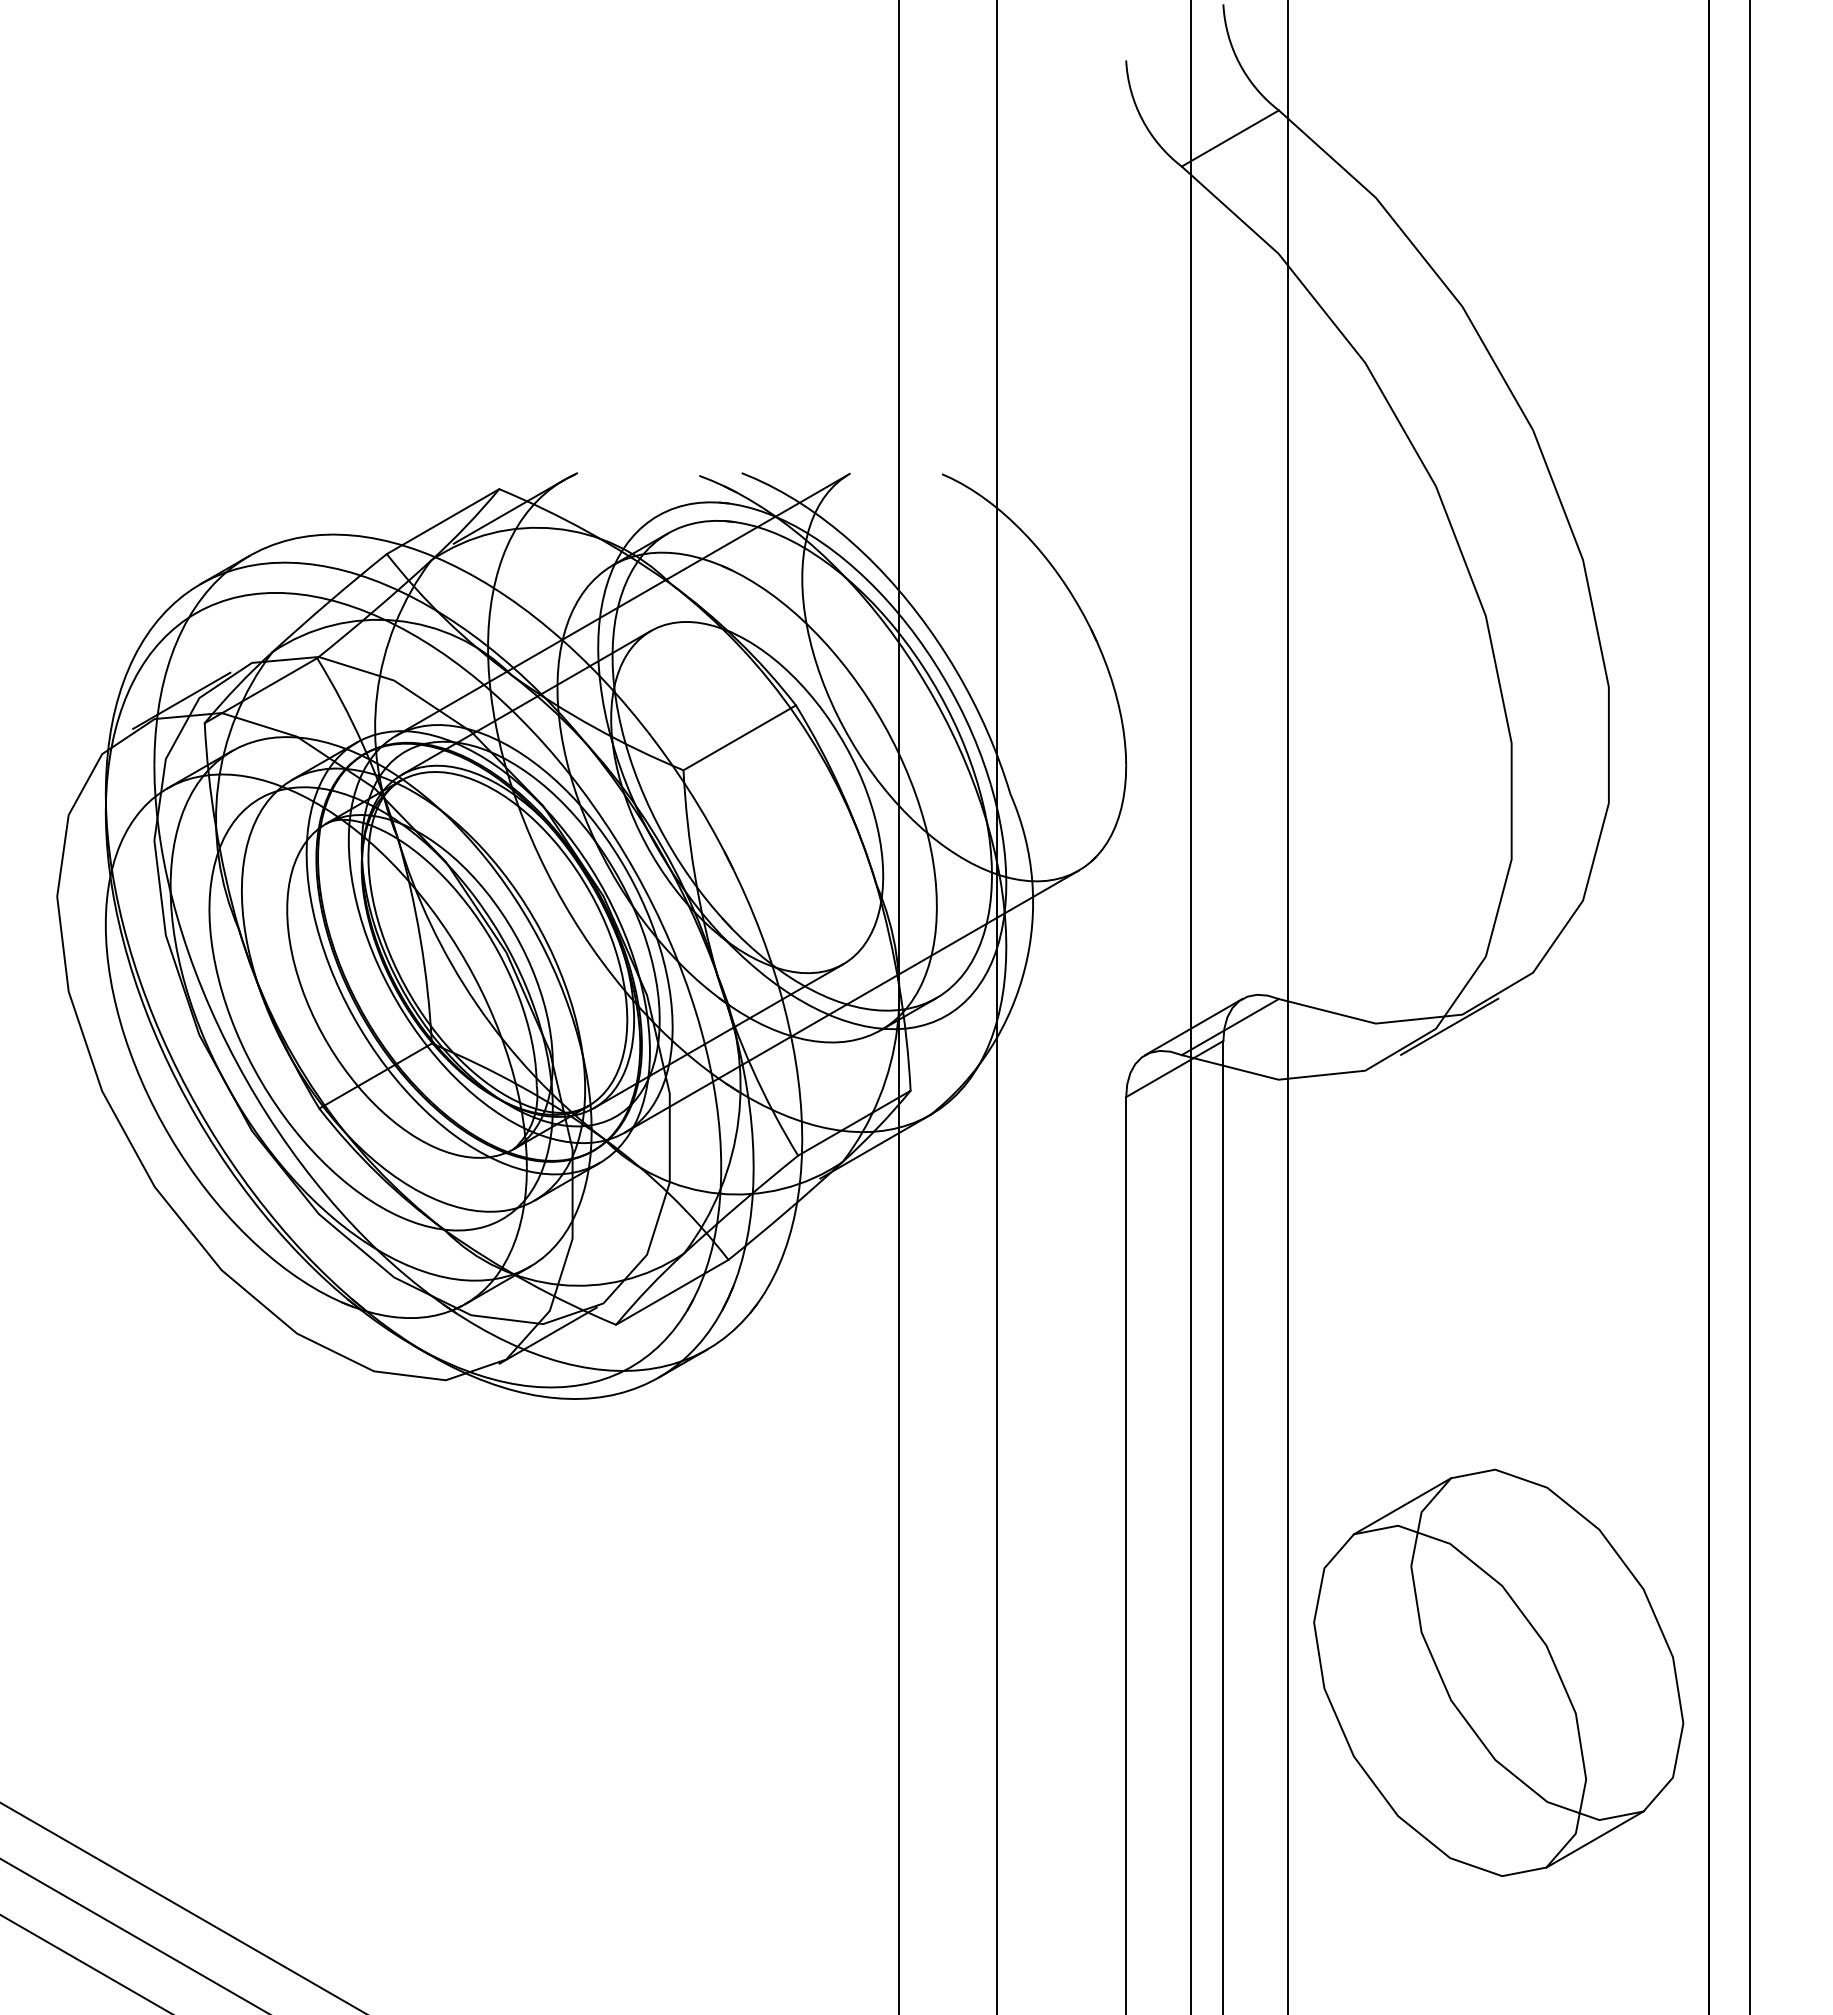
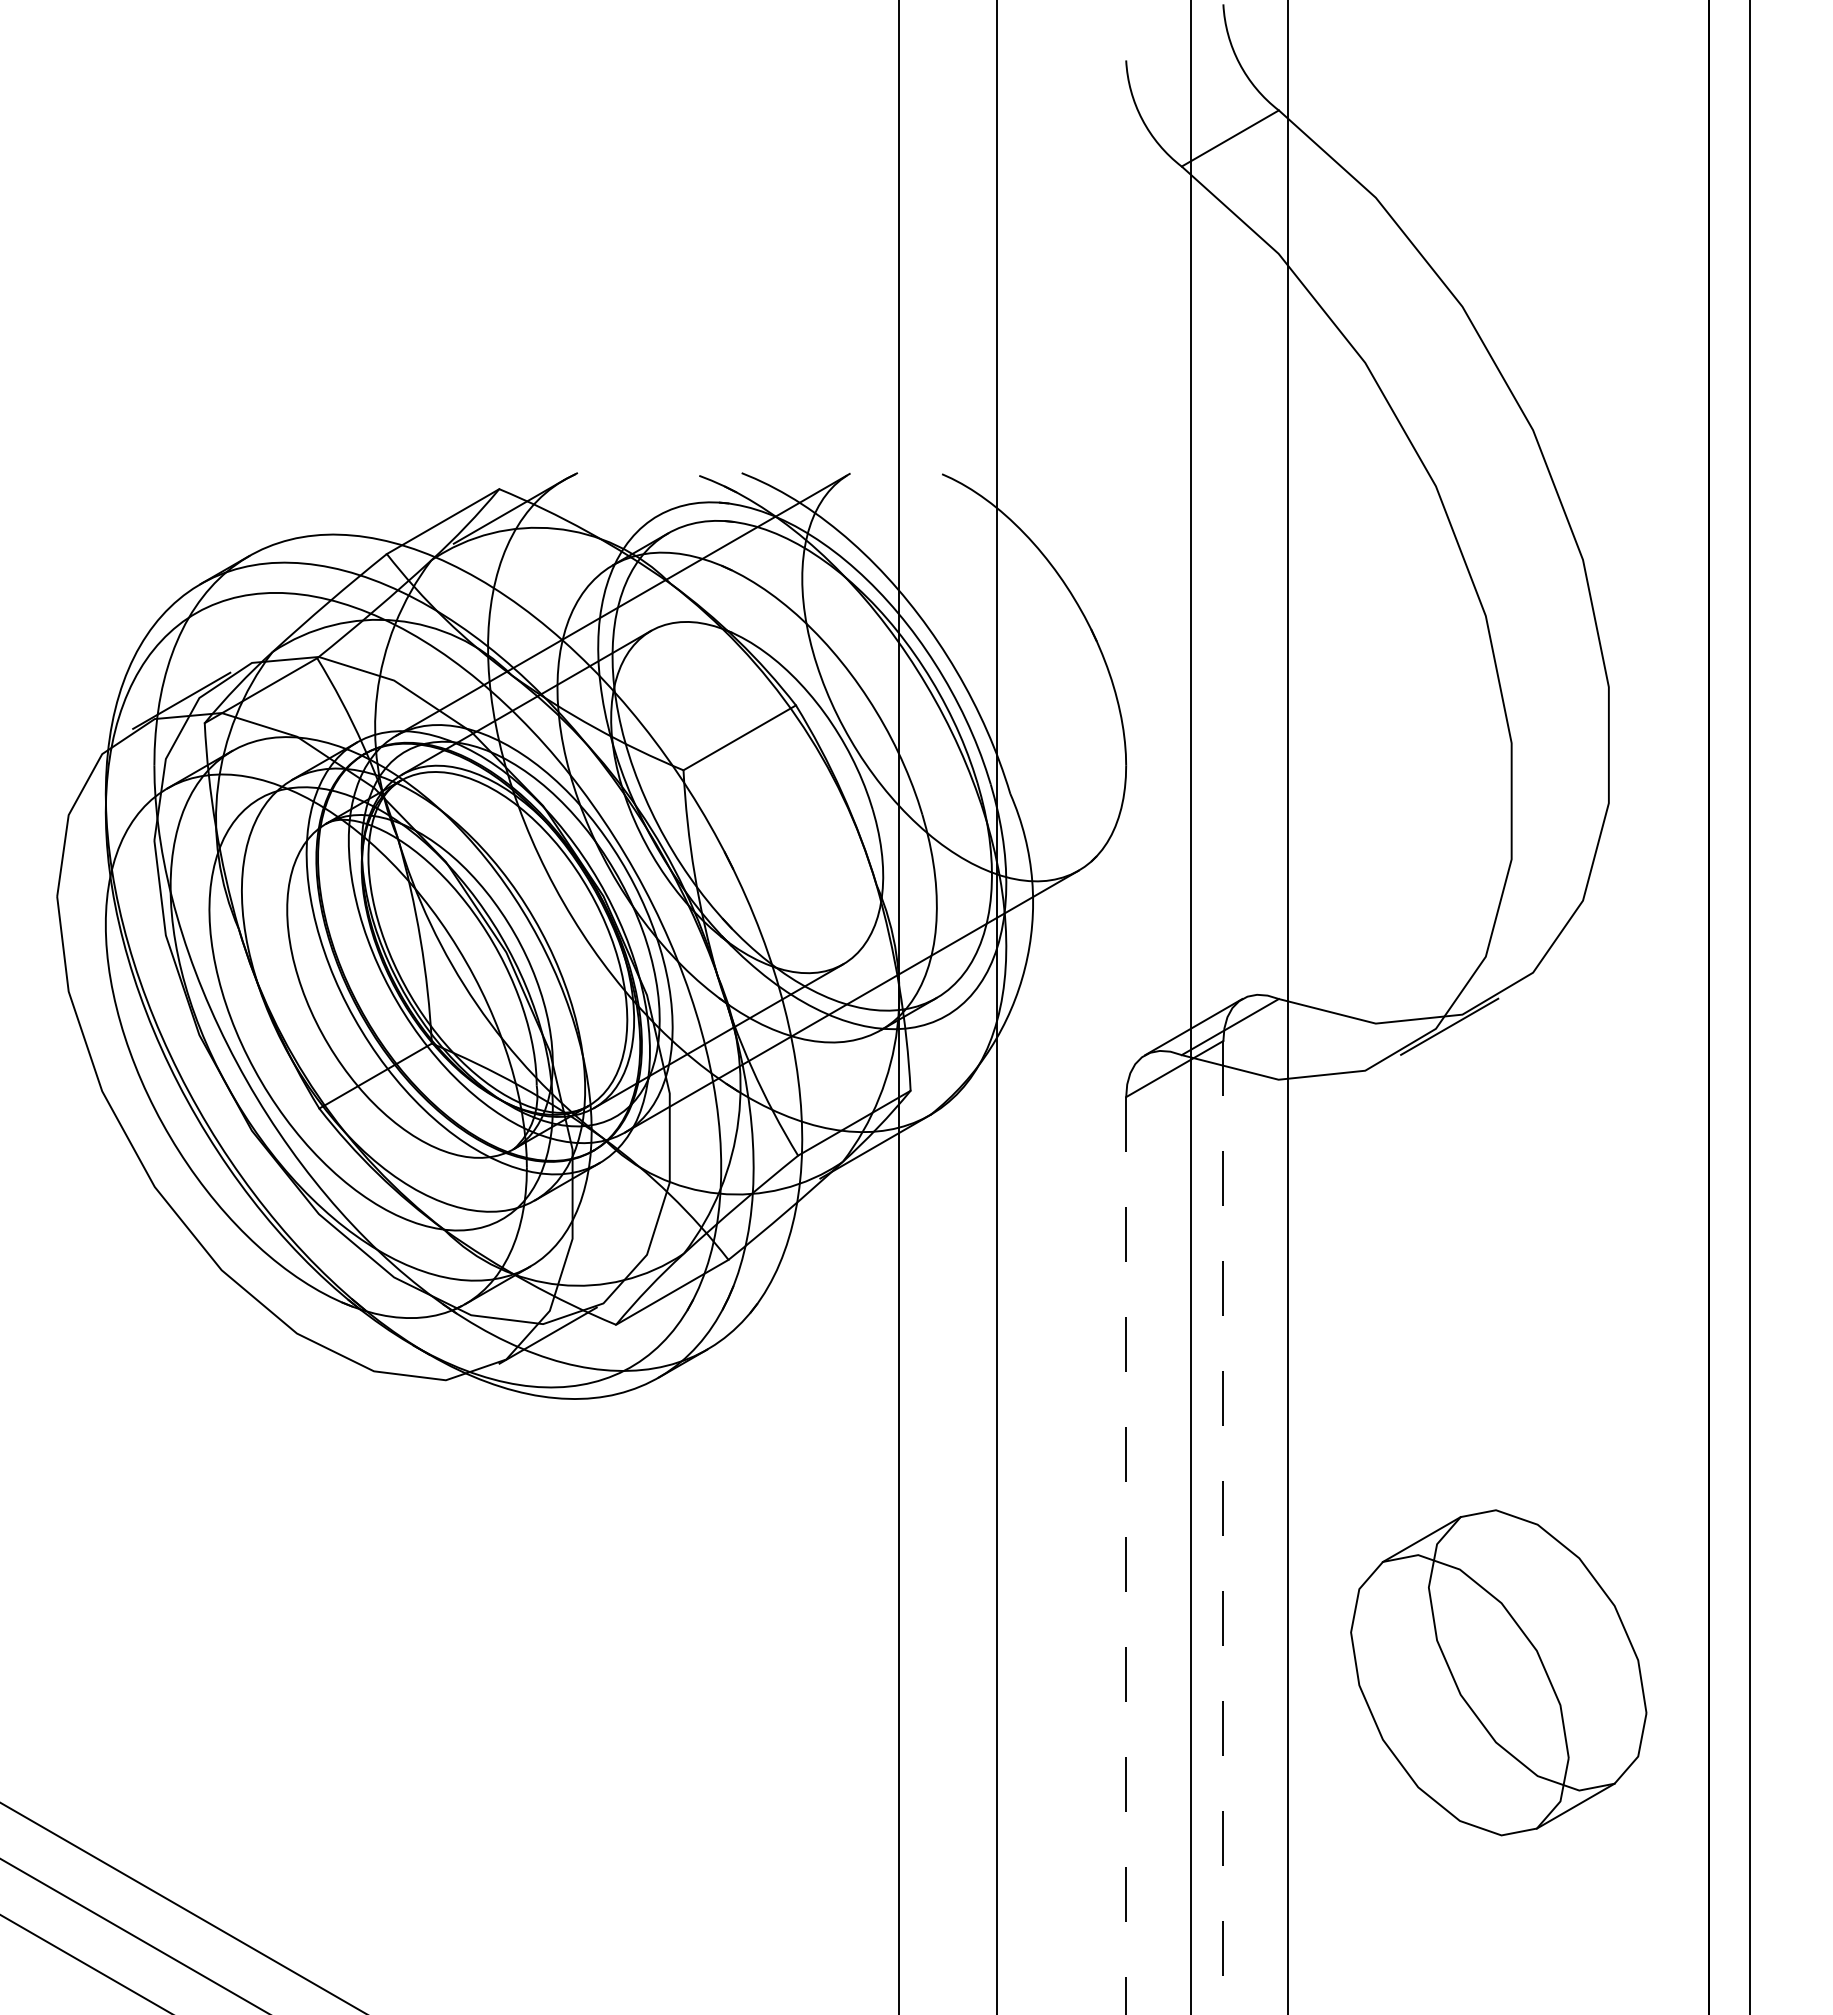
line: solid -> dashed (1223, 1527)
line: solid -> dashed (1126, 1555)
part size: 372x409 px -> 298x328 px (1498, 1672)
